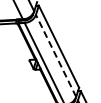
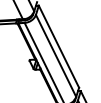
line: dashed -> solid (56, 55)
